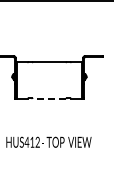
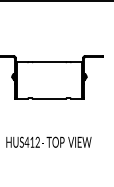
line: dashed -> solid (49, 99)
